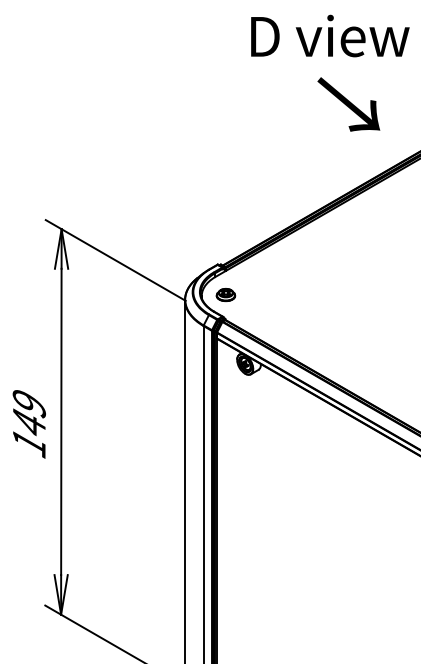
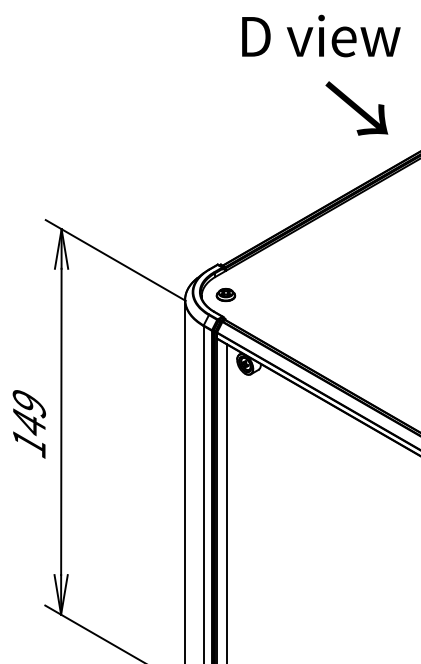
text position: (330, 35) -> (321, 35) (321, 35)
text position: (348, 104) -> (356, 108) (356, 108)
line: none -> present (226, 502)
